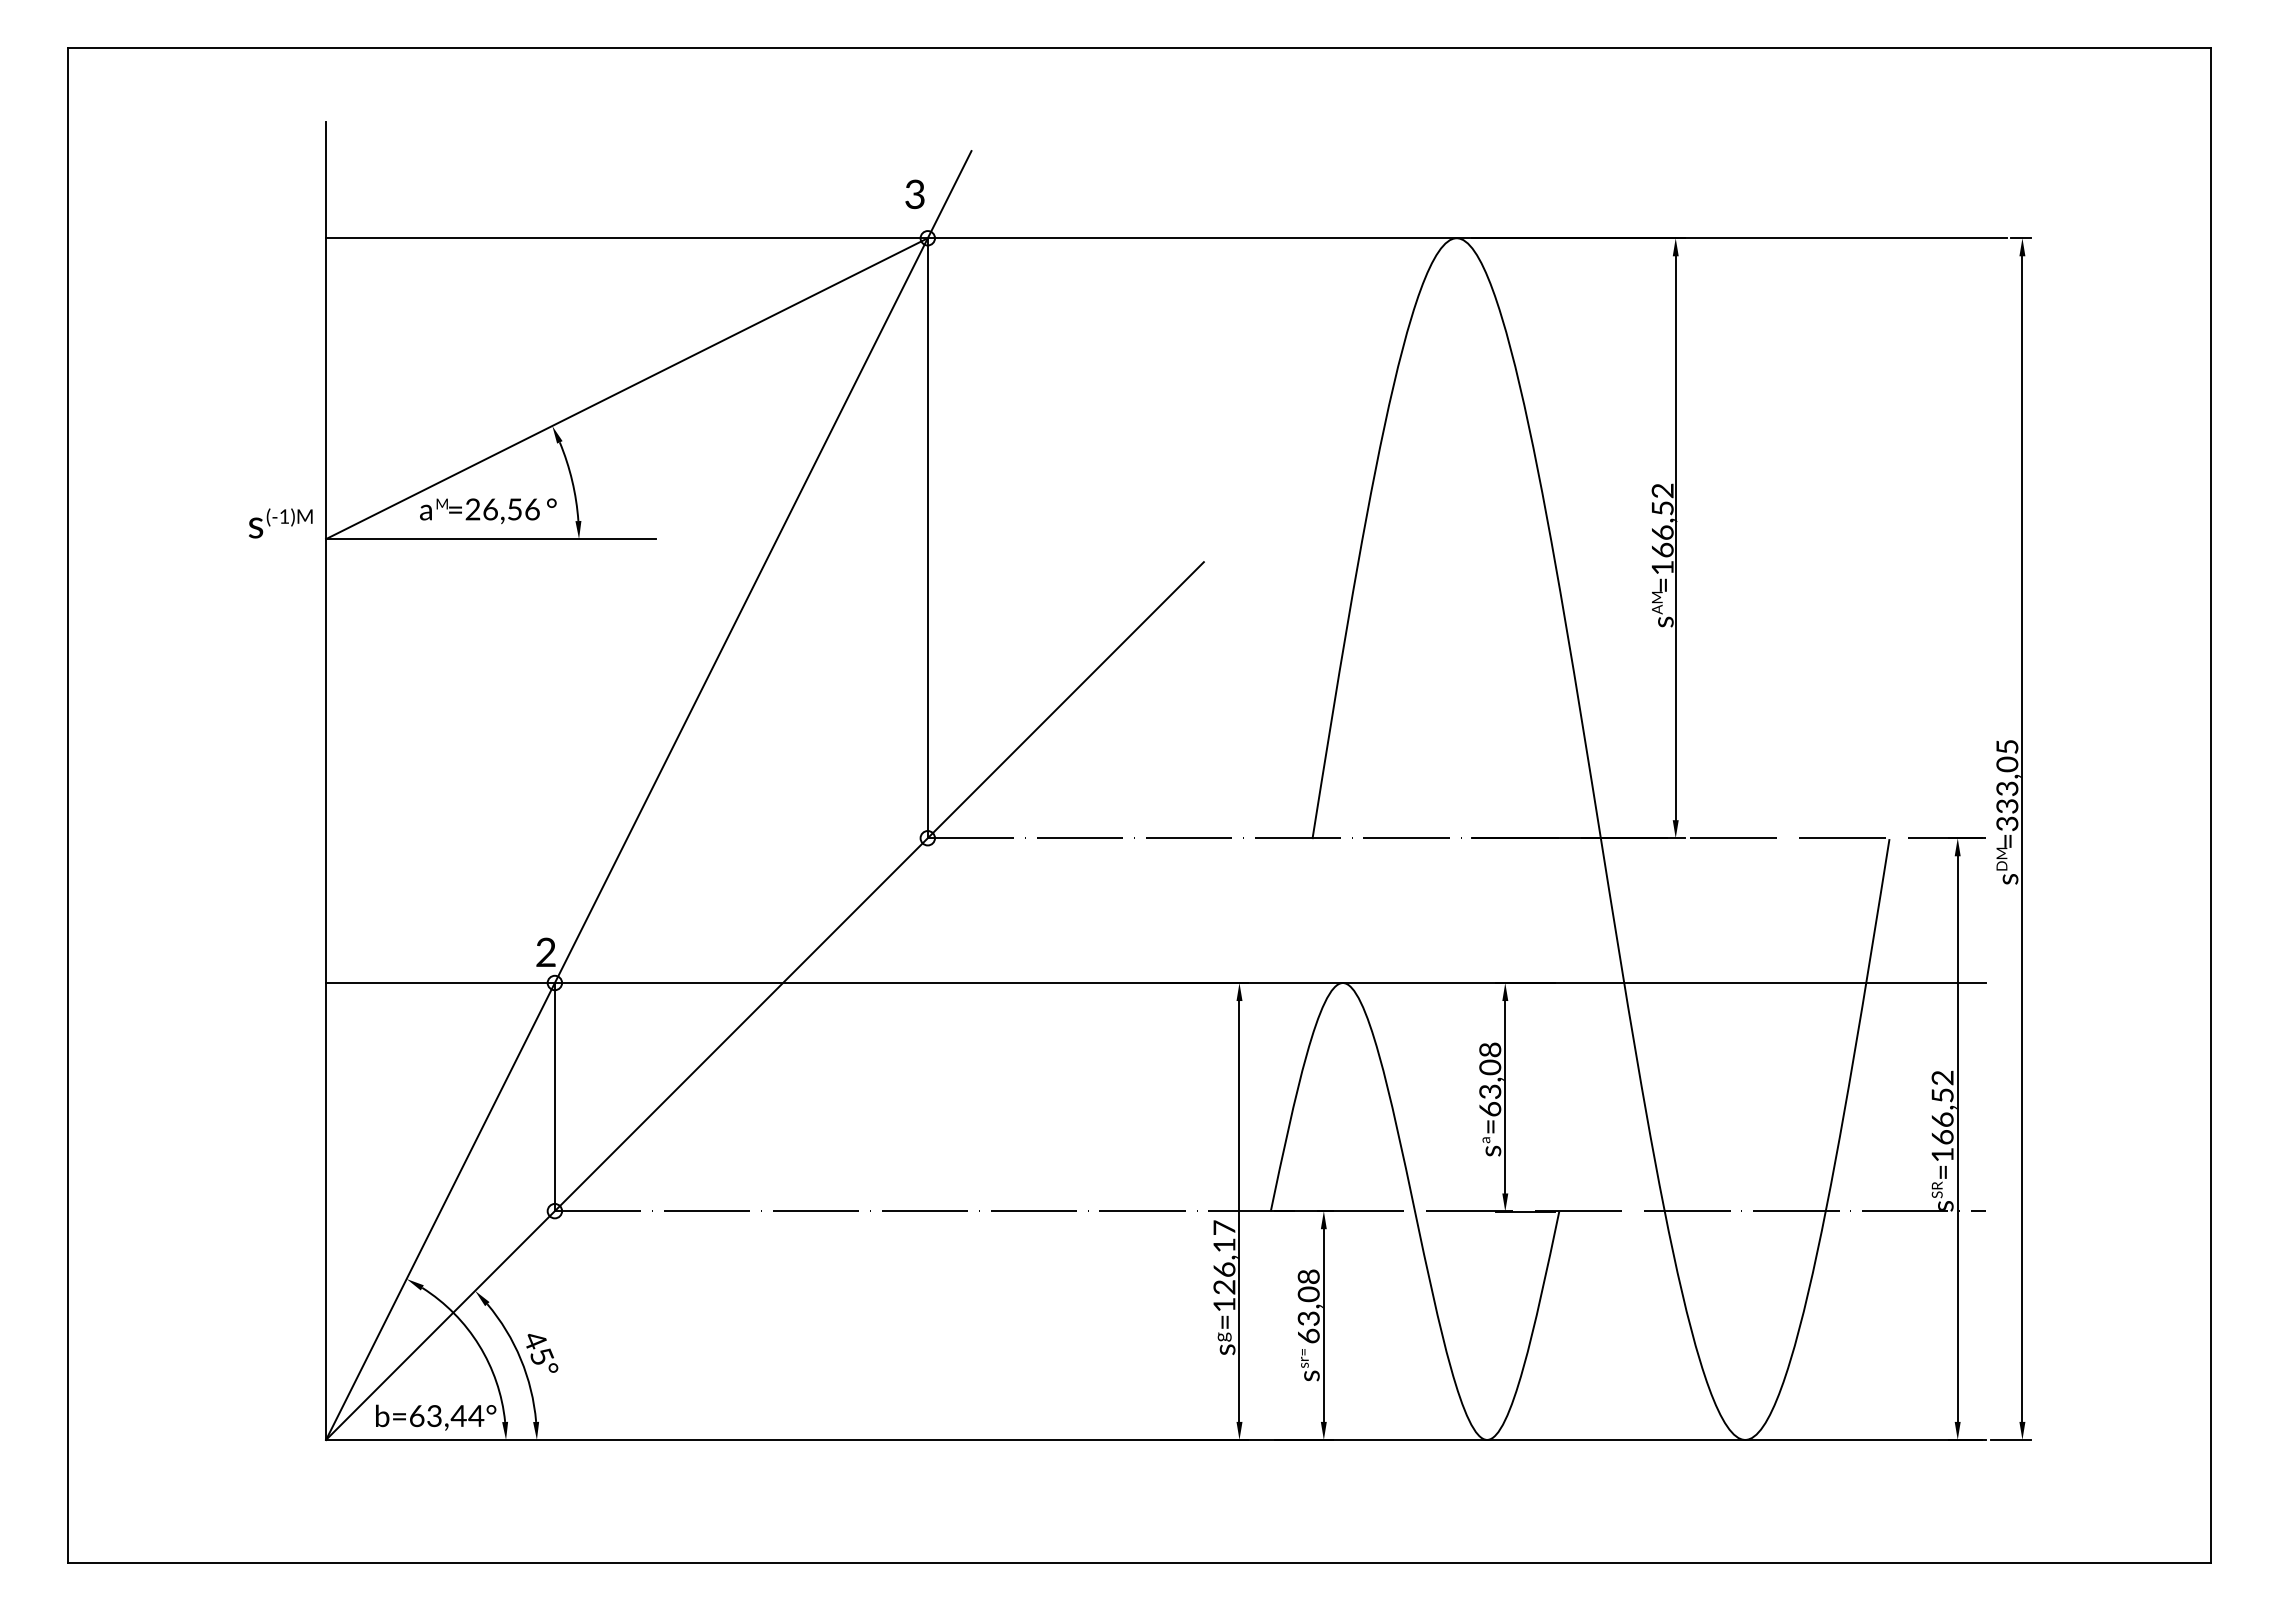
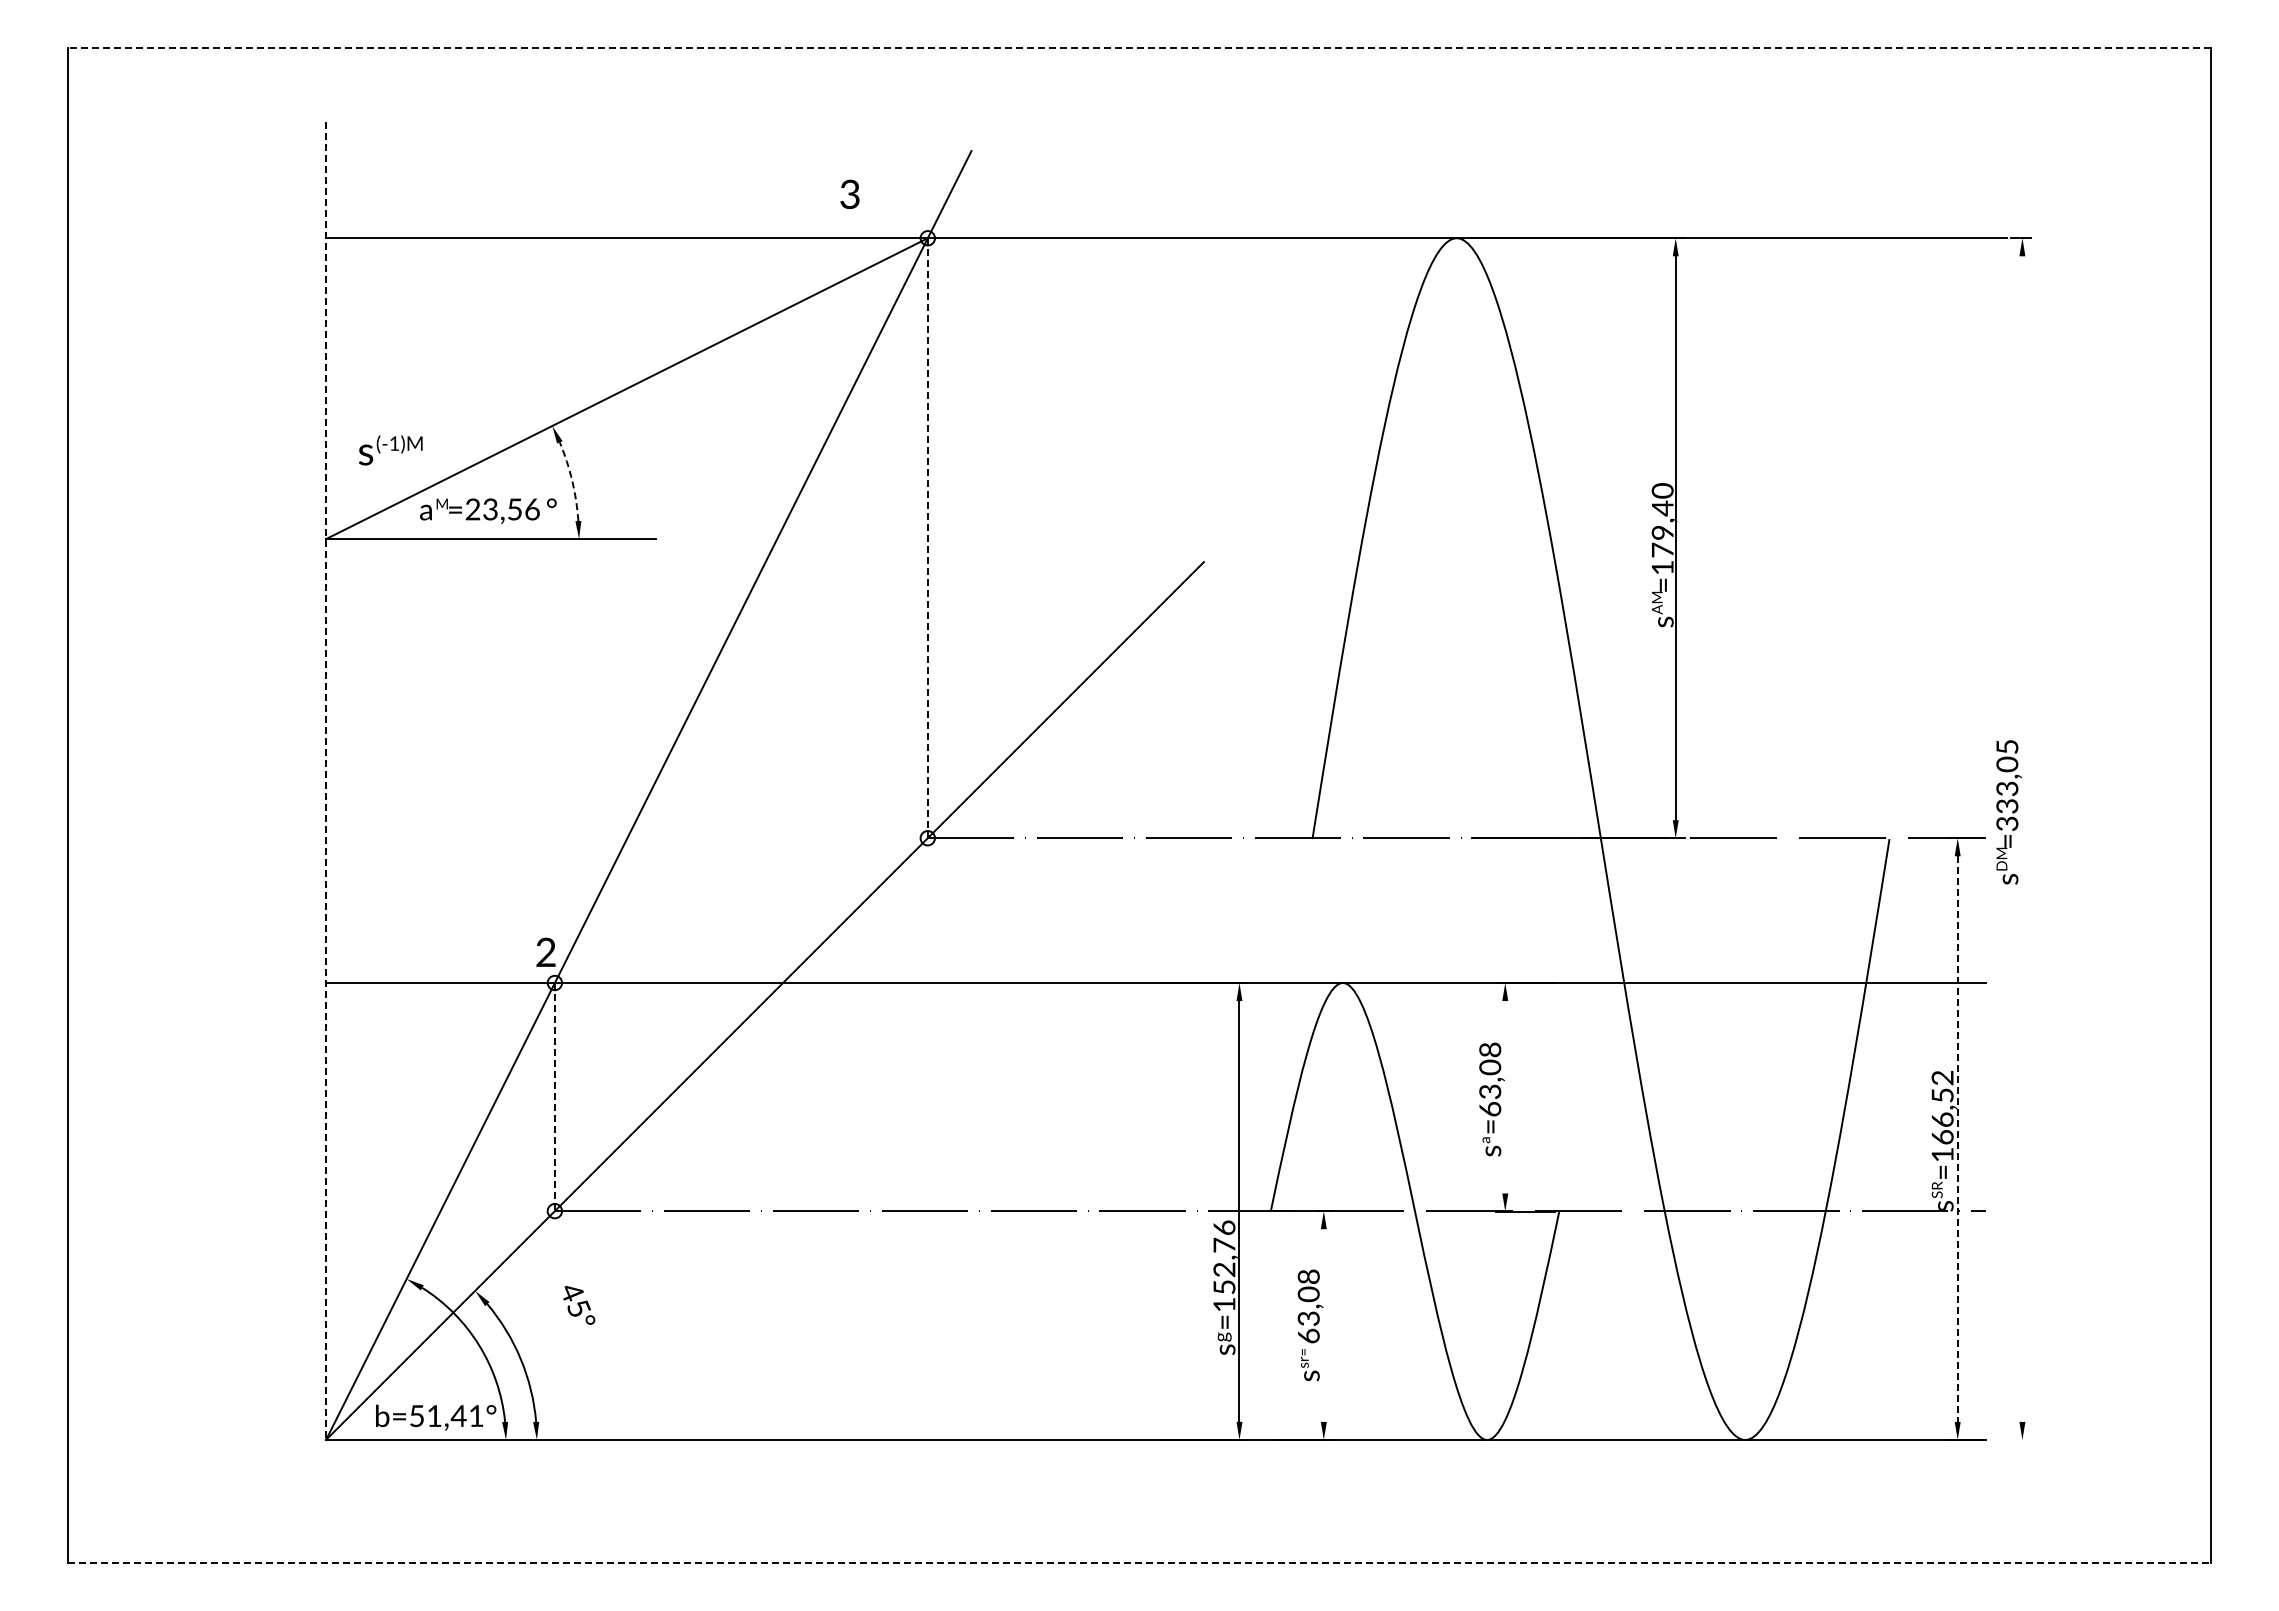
line: solid -> dashed (1139, 48)
text position: (914, 194) -> (849, 194) (849, 194)
arc: solid -> dashed (572, 481)
text: =26,56 -> =23,56 (490, 508)
text: =166,52 -> =179,40 (1662, 520)
text position: (280, 523) -> (390, 450) (390, 450)
line: solid -> dashed (927, 538)
line: solid -> dashed (326, 781)
line: present -> none (2022, 838)
line: solid -> dashed (554, 1097)
line: present -> none (1505, 1097)
line: solid -> dashed (1957, 1139)
text: =126,17 -> =152,76 (1224, 1257)
line: present -> none (1323, 1325)
text position: (542, 1353) -> (579, 1305) (579, 1305)
text: =63,44° -> =51,41° (447, 1416)
line: present -> none (2010, 1439)
line: solid -> dashed (1139, 1562)
